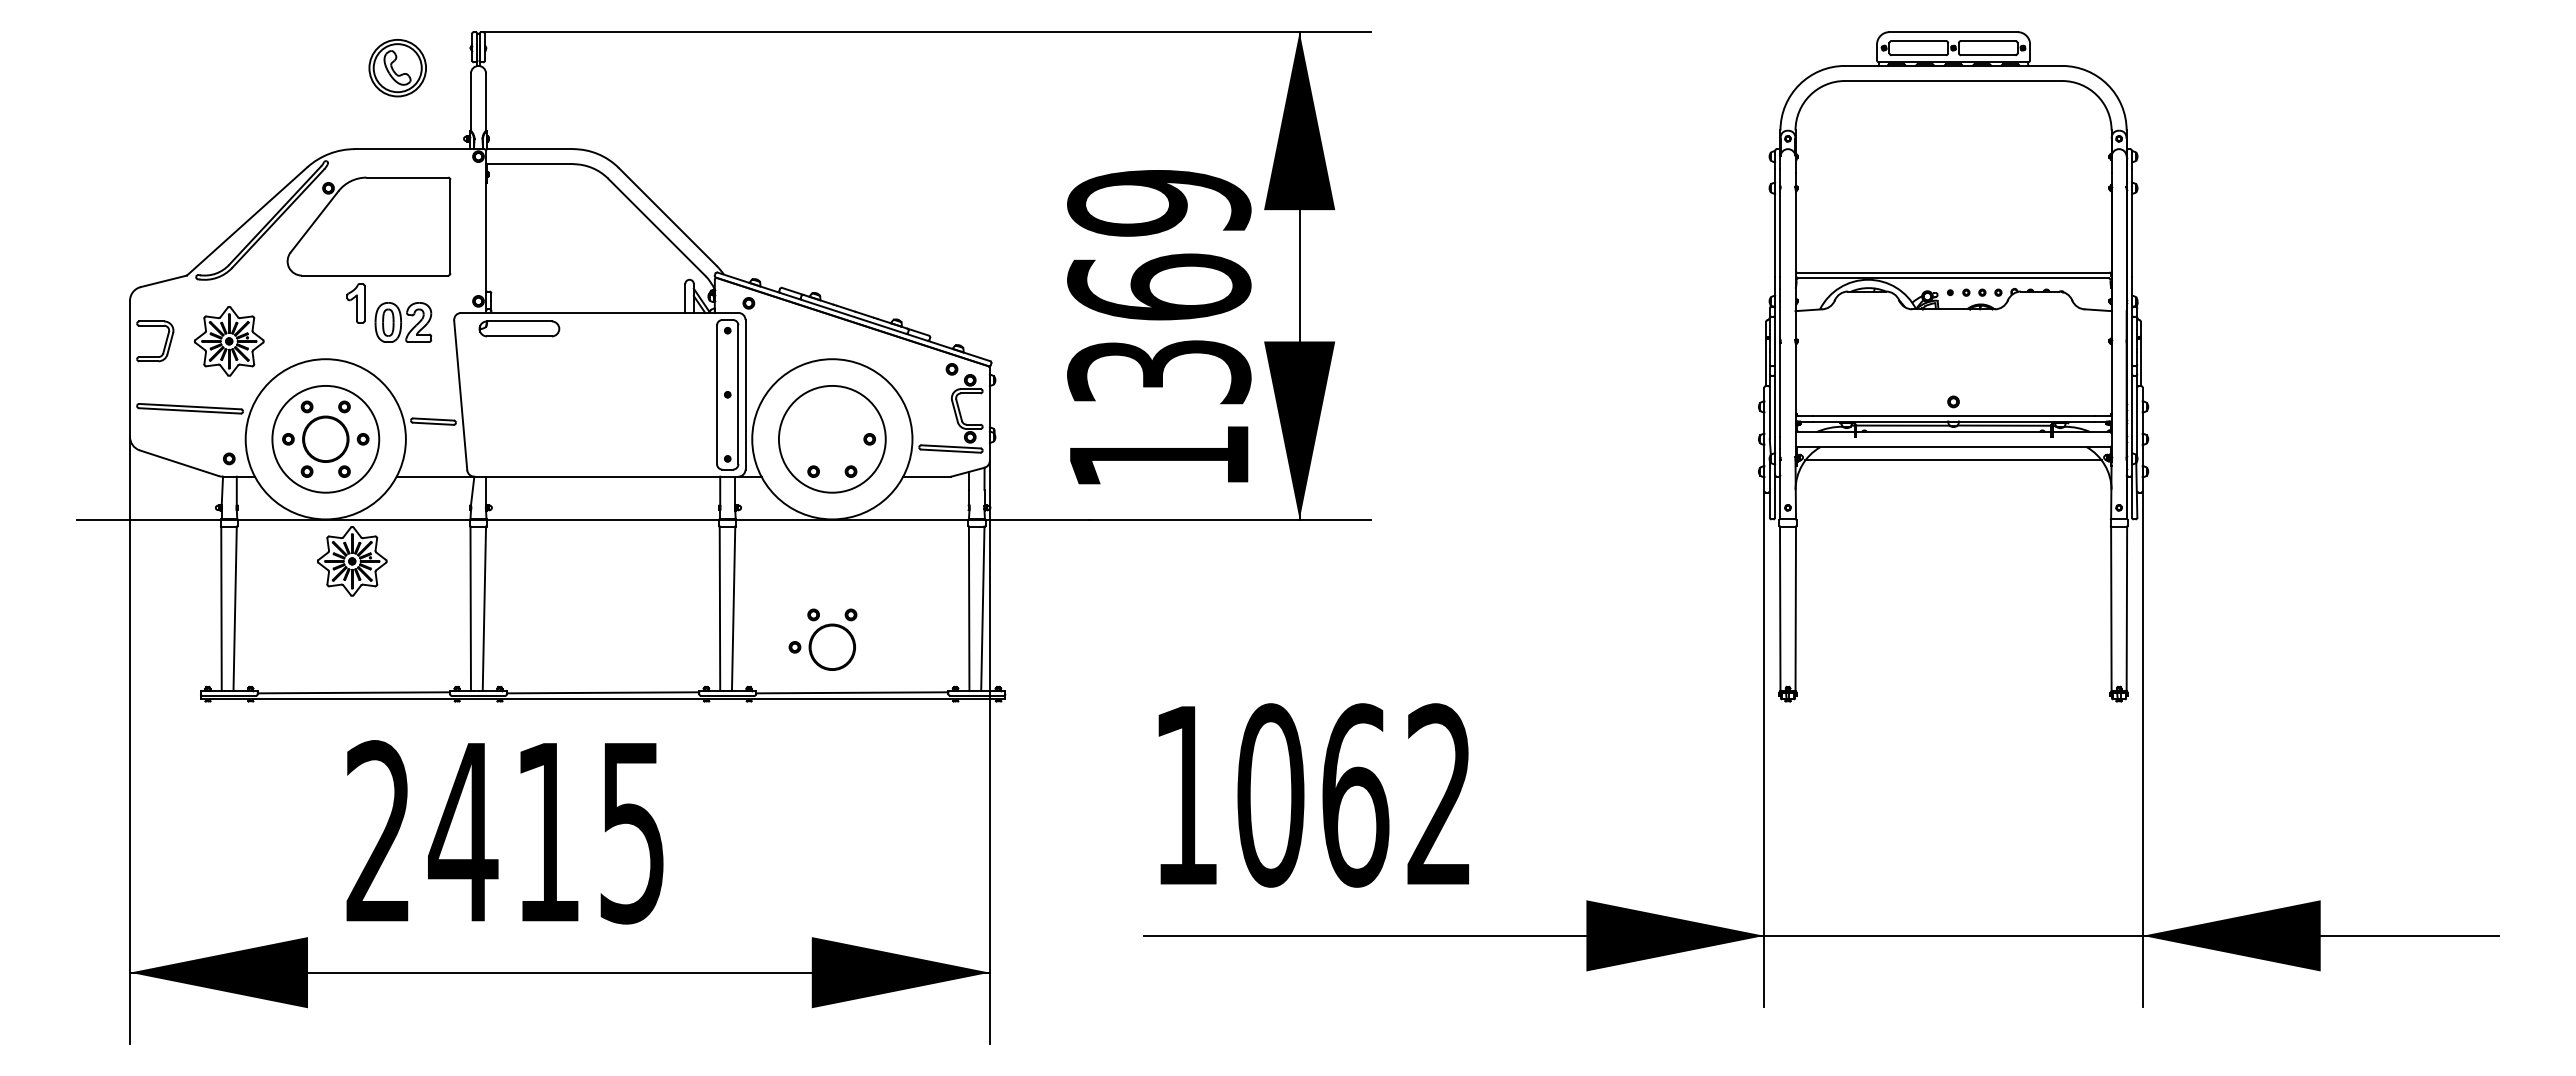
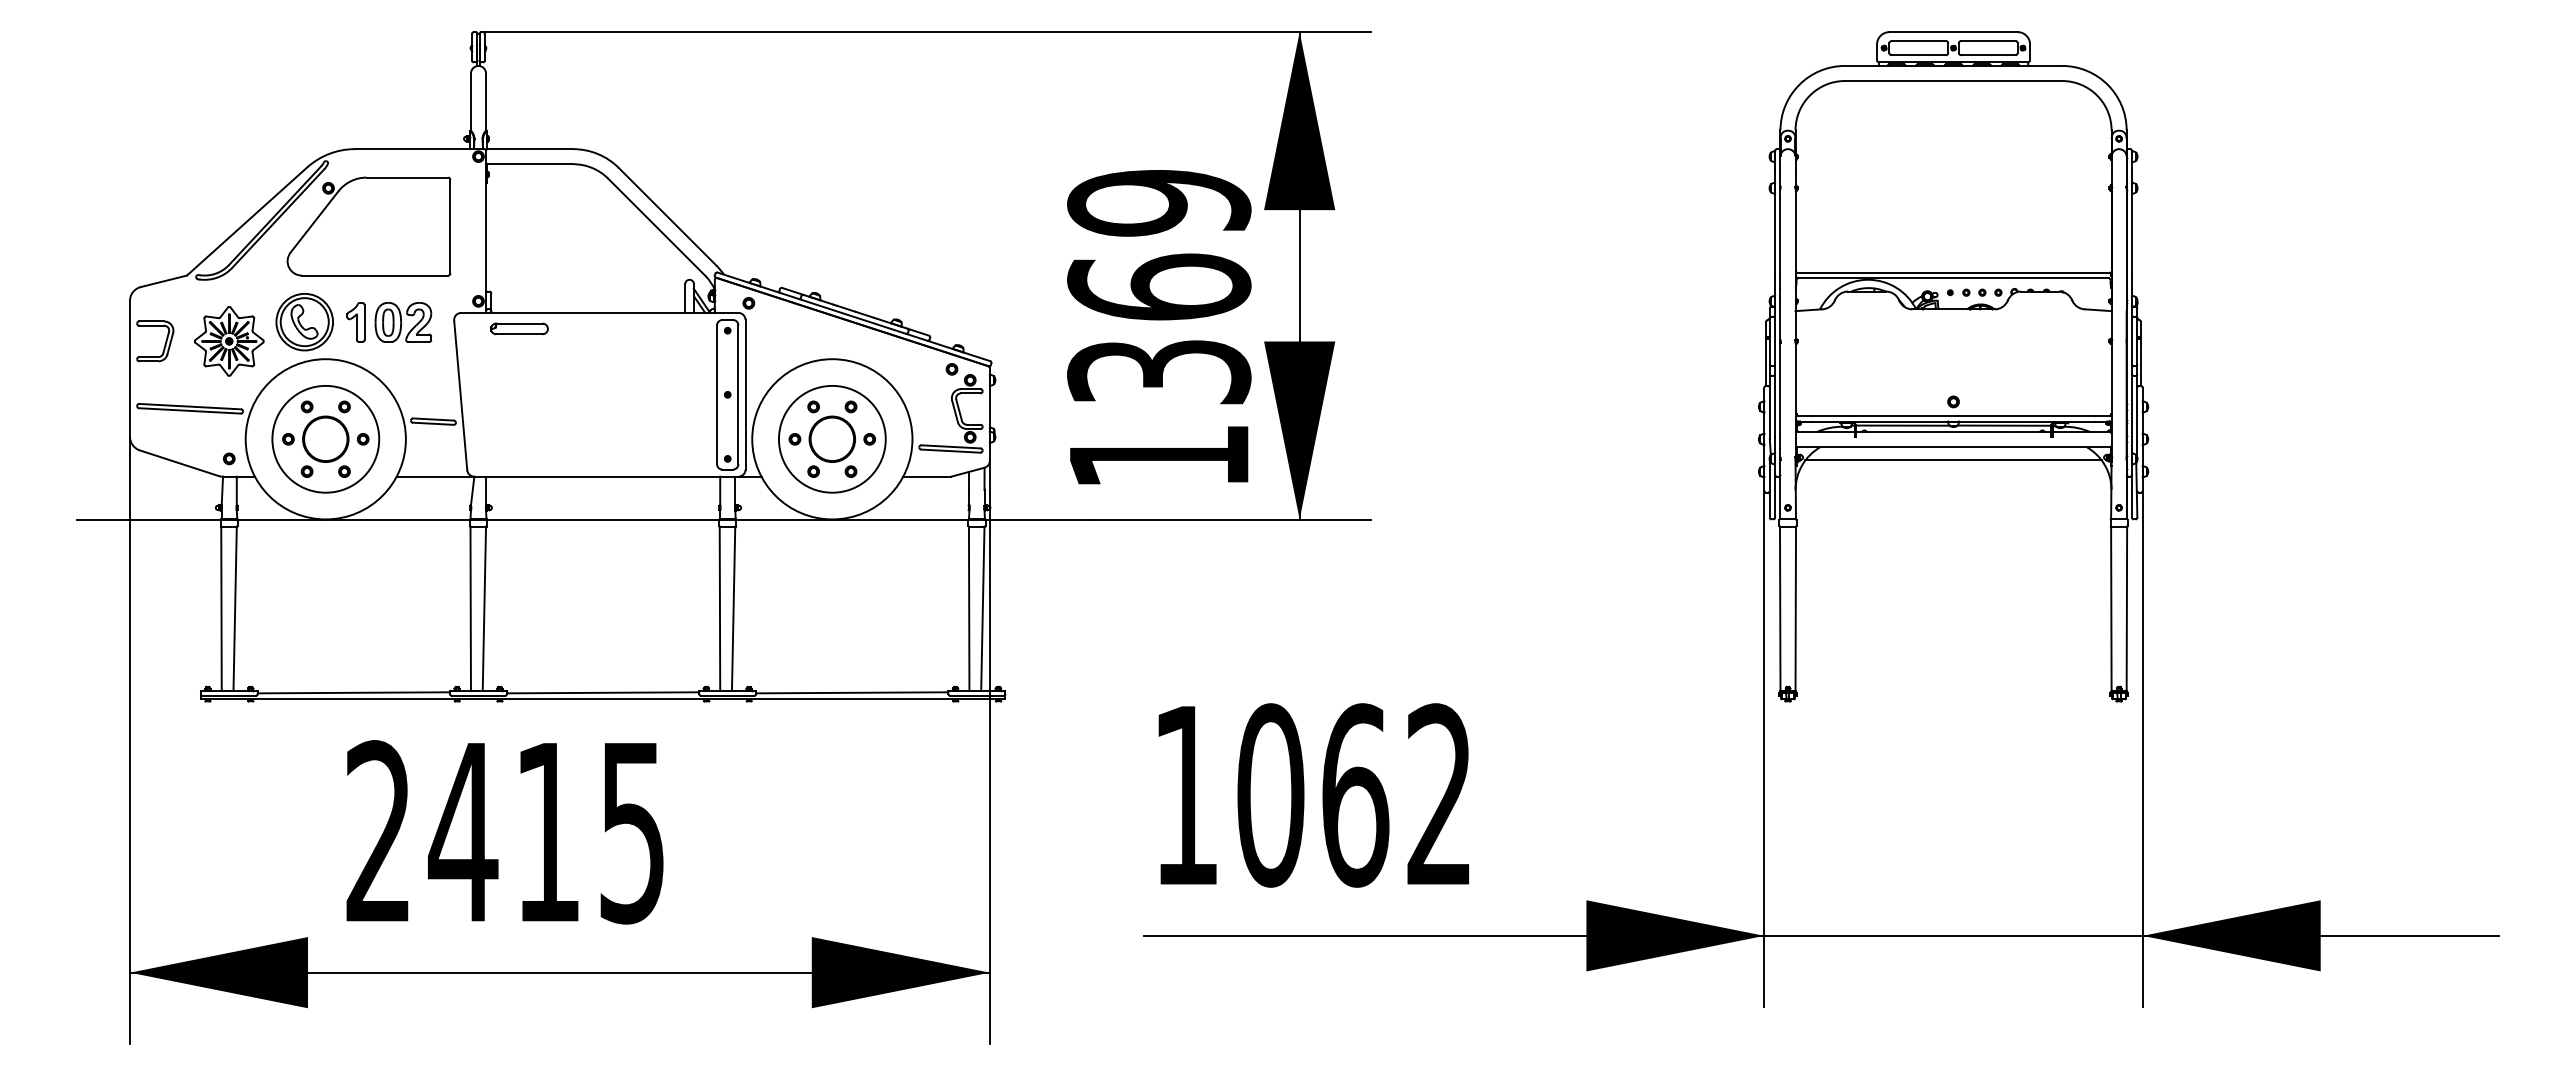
part position: (397, 68) -> (304, 322) (304, 322)
part position: (355, 303) -> (355, 322) (355, 322)
part size: 83x18 px -> 59x14 px (519, 328)
part: present -> none (352, 561)
part position: (822, 639) -> (822, 431) (822, 431)
